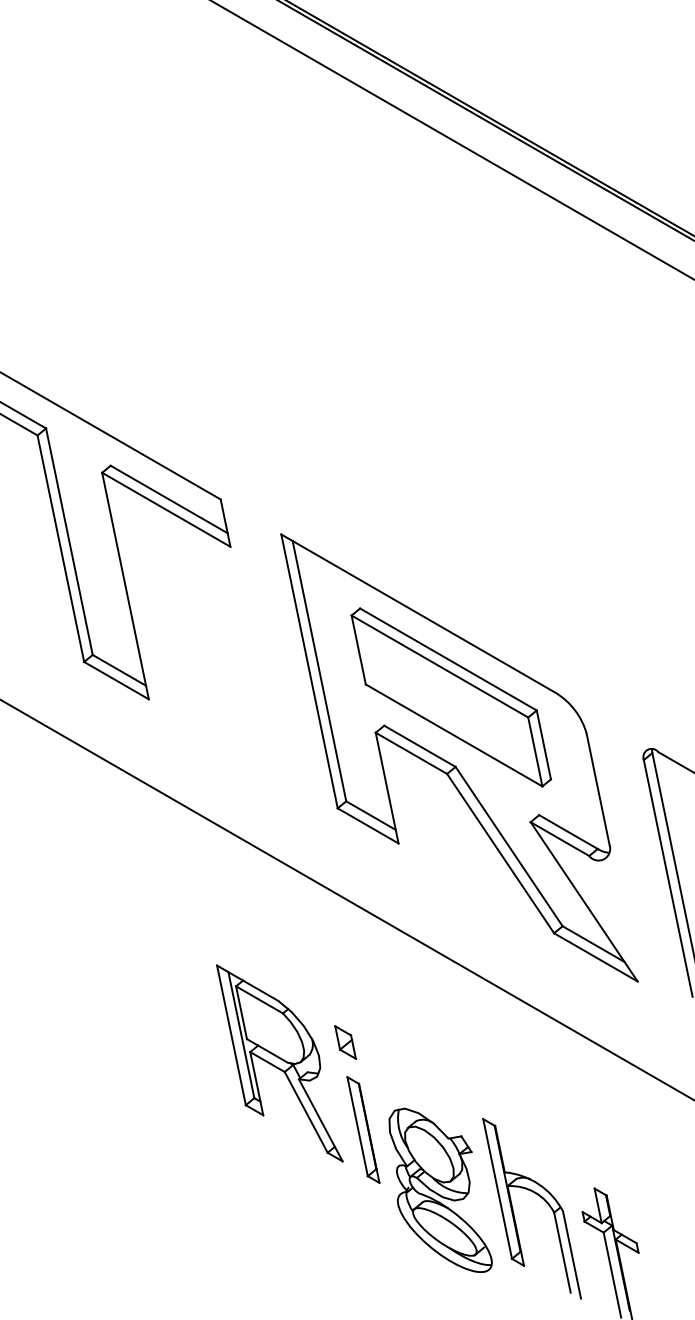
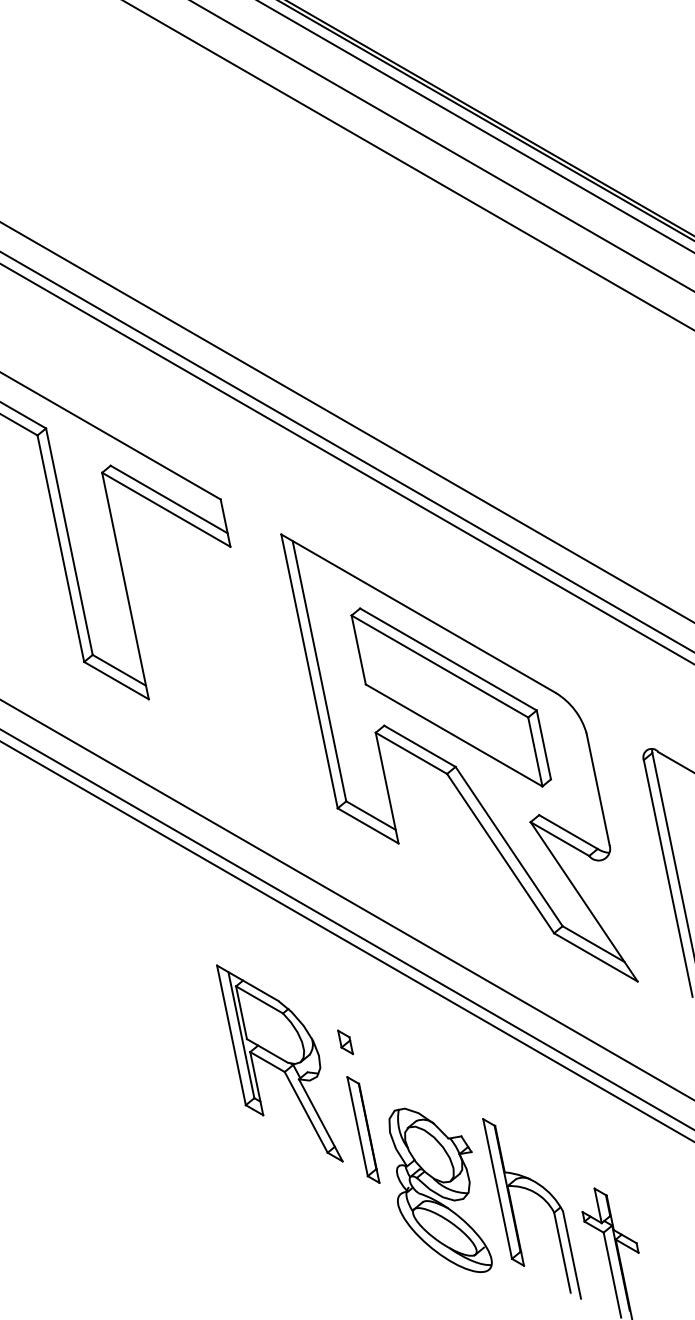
line: none -> present (475, 126)
line position: (452, 140) -> (441, 146) (441, 146)
line: none -> present (408, 165)
line: none -> present (346, 422)
line: none -> present (346, 451)
line: none -> present (346, 463)
line: none -> present (346, 929)
line: none -> present (346, 941)
part size: 23x35 px -> 17x26 px (345, 1041)
